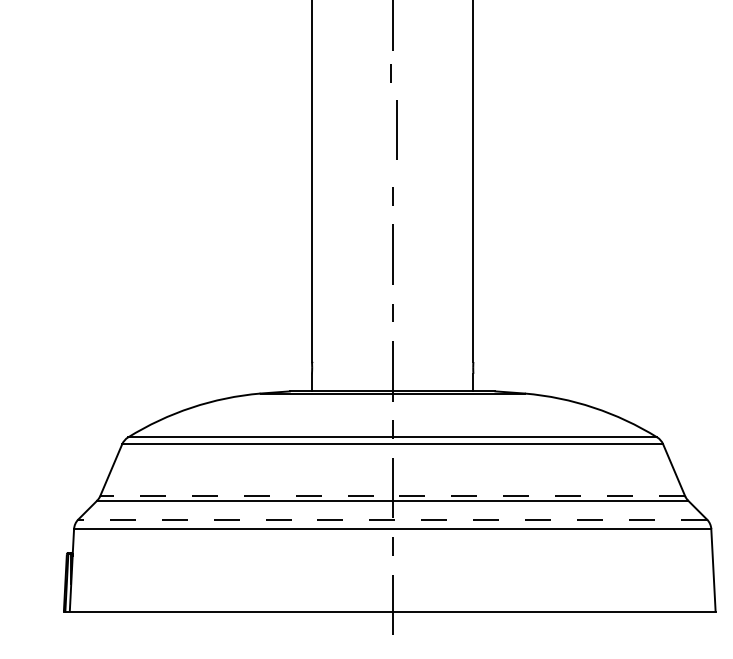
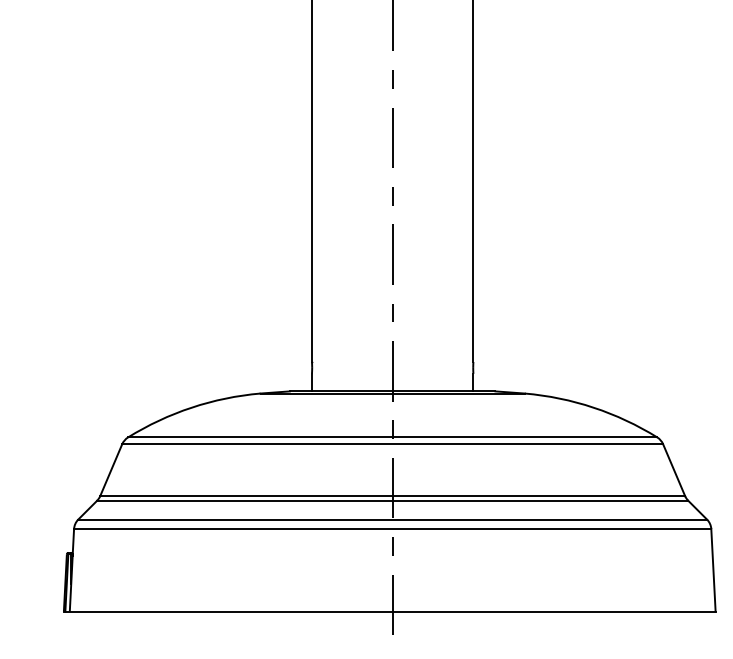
line position: (390, 73) -> (392, 79) (392, 79)
line position: (396, 129) -> (392, 137) (392, 137)
line: dashed -> solid (392, 496)
line: dashed -> solid (392, 519)
